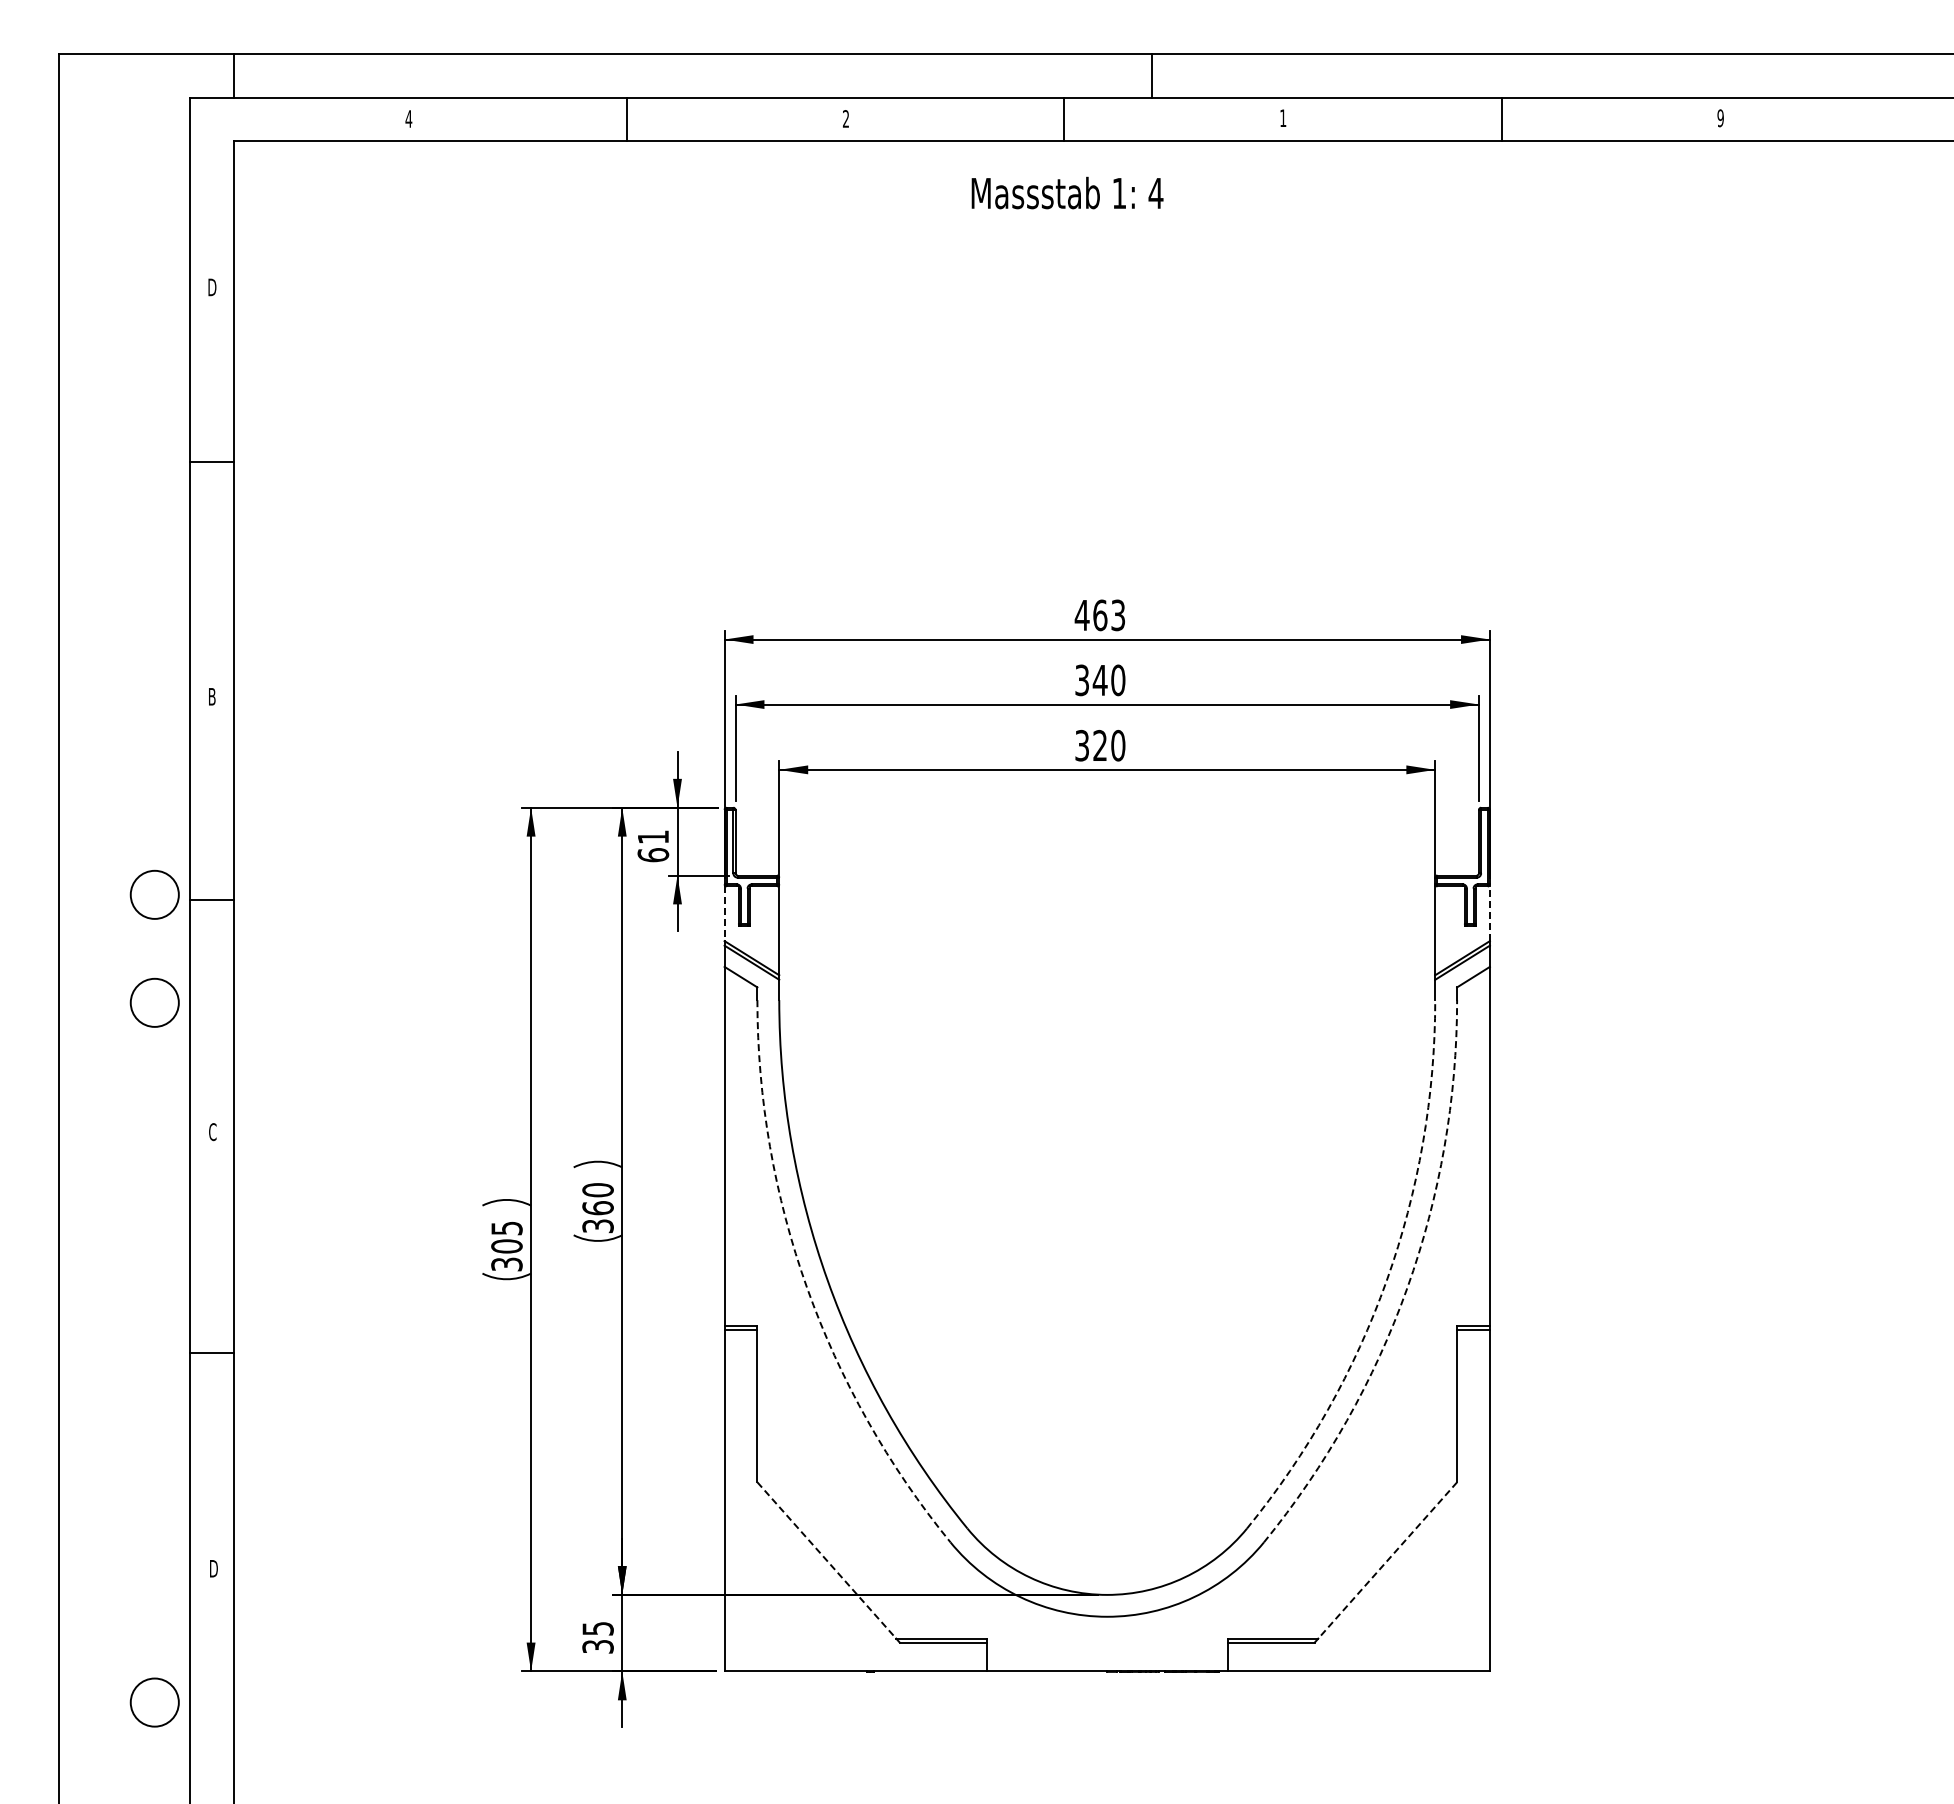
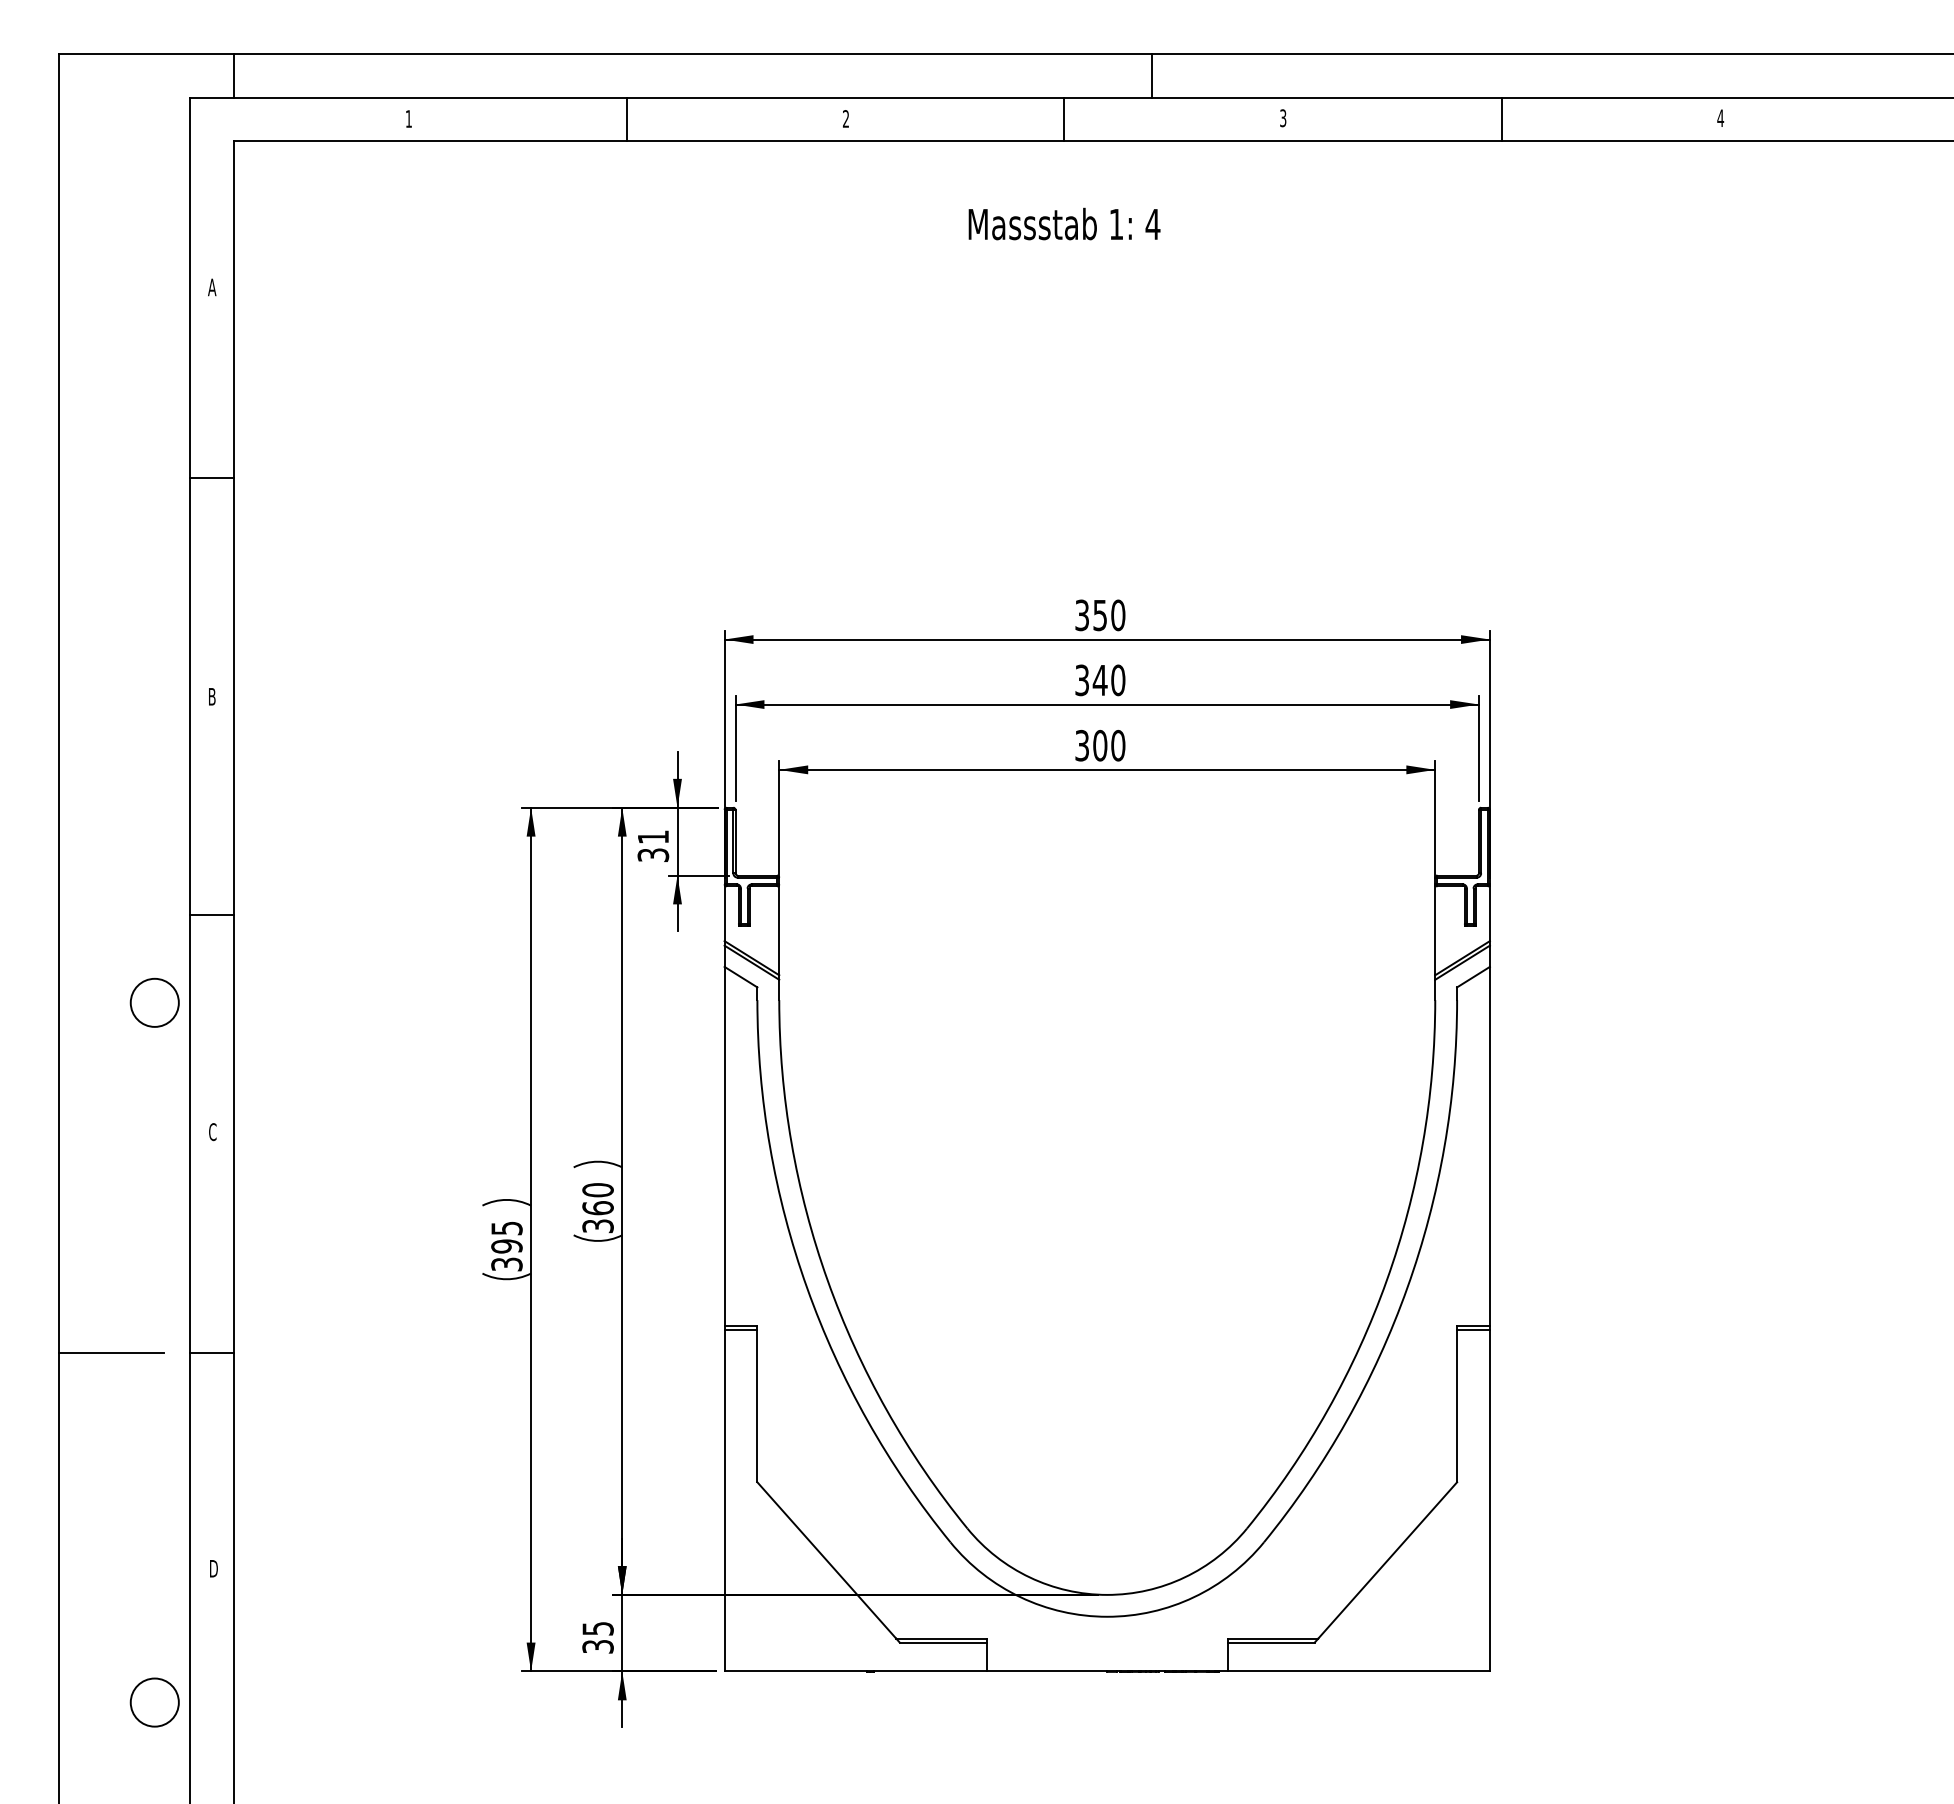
text: 4 -> 1 (408, 118)
text: 1 -> 3 (1283, 118)
text: 9 -> 4 (1720, 118)
text position: (1067, 192) -> (1064, 223) (1064, 223)
text: D -> A (212, 287)
line position: (211, 462) -> (211, 478) (211, 478)
text: 463 -> 350 (1099, 615)
text: 320 -> 300 (1100, 745)
text: 61 -> 31 (653, 855)
circle: present -> none (154, 894)
line position: (211, 900) -> (211, 915) (211, 915)
line: dashed -> solid (1489, 913)
line: dashed -> solid (724, 914)
text: 305 -> 395 (506, 1246)
arc: dashed -> solid (1386, 1280)
arc: dashed -> solid (807, 1287)
arc: dashed -> solid (1407, 1287)
line: none -> present (110, 1352)
line: dashed -> solid (826, 1560)
line: dashed -> solid (1387, 1560)
